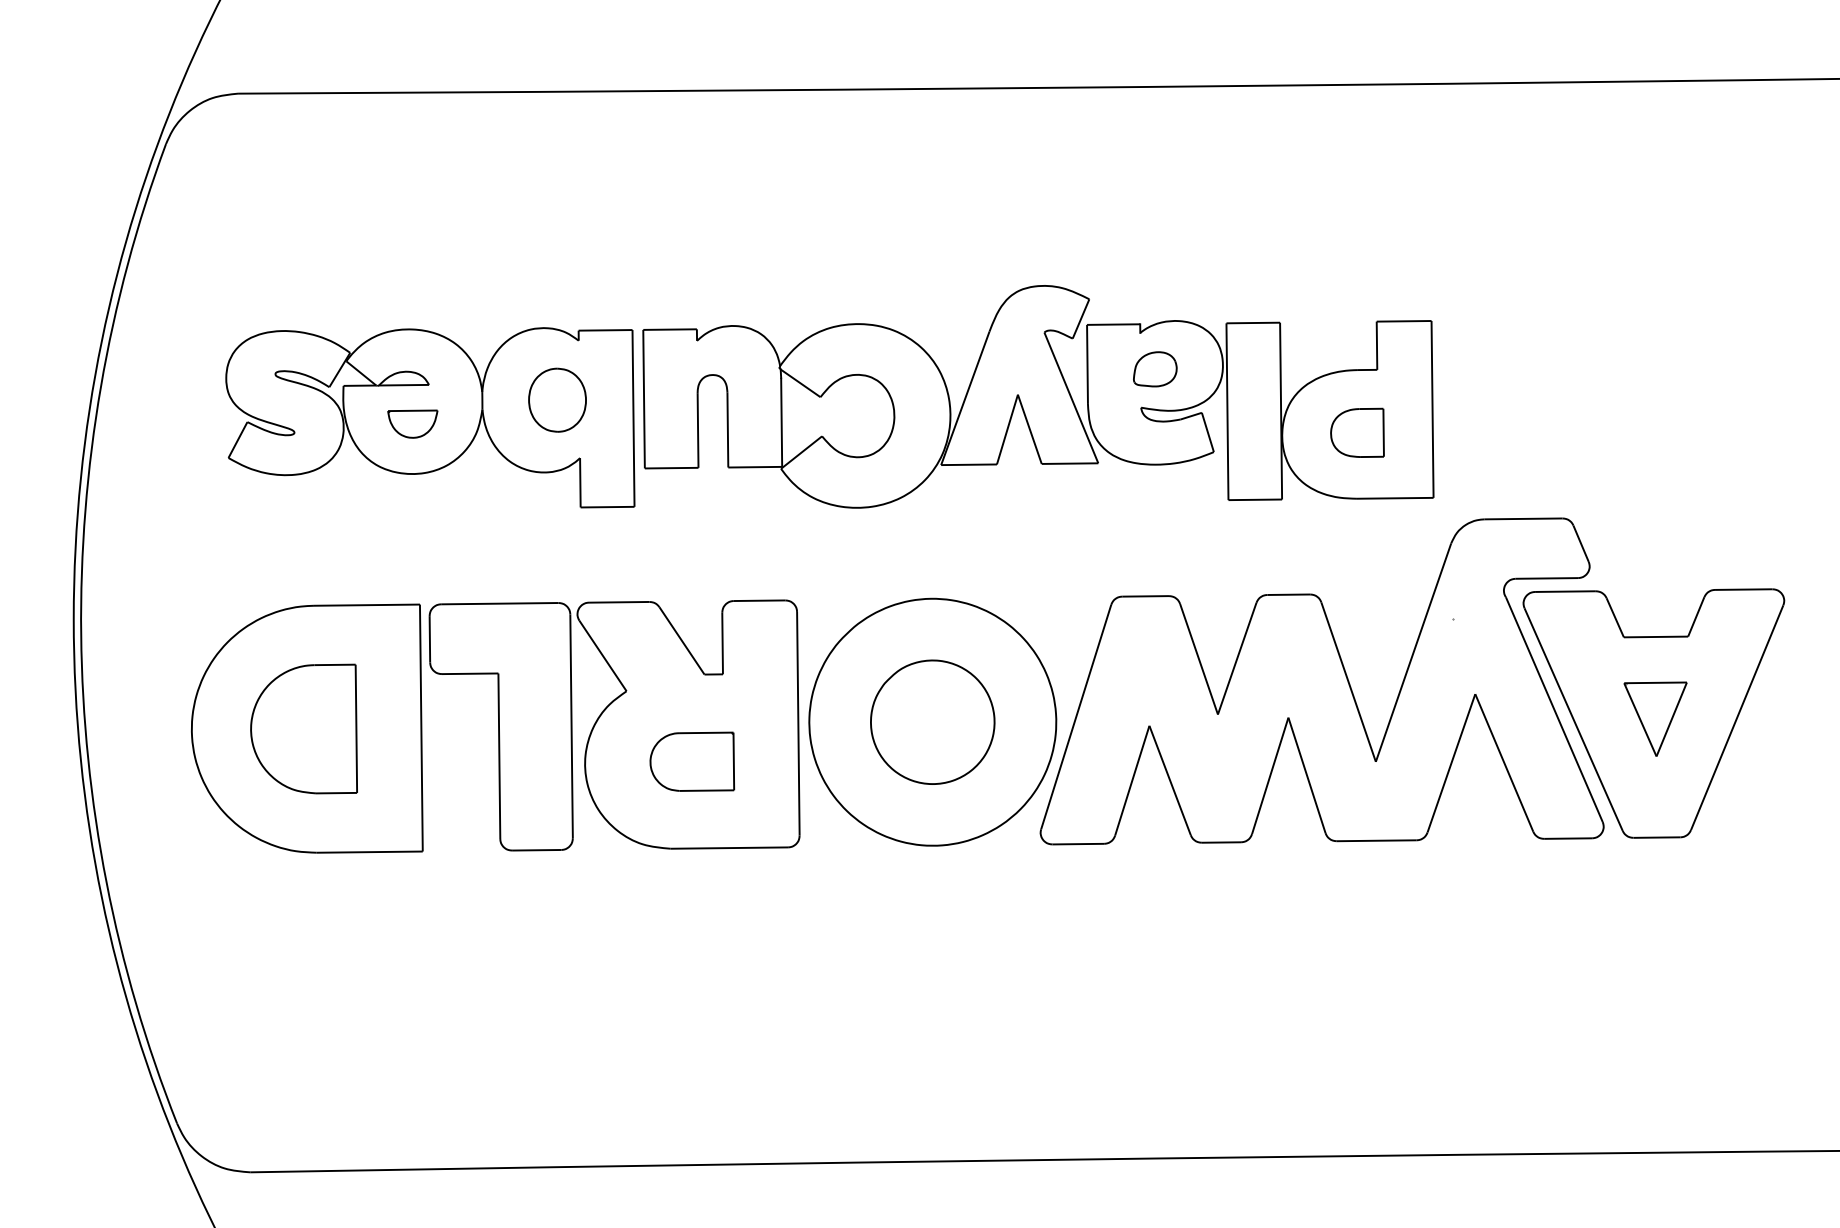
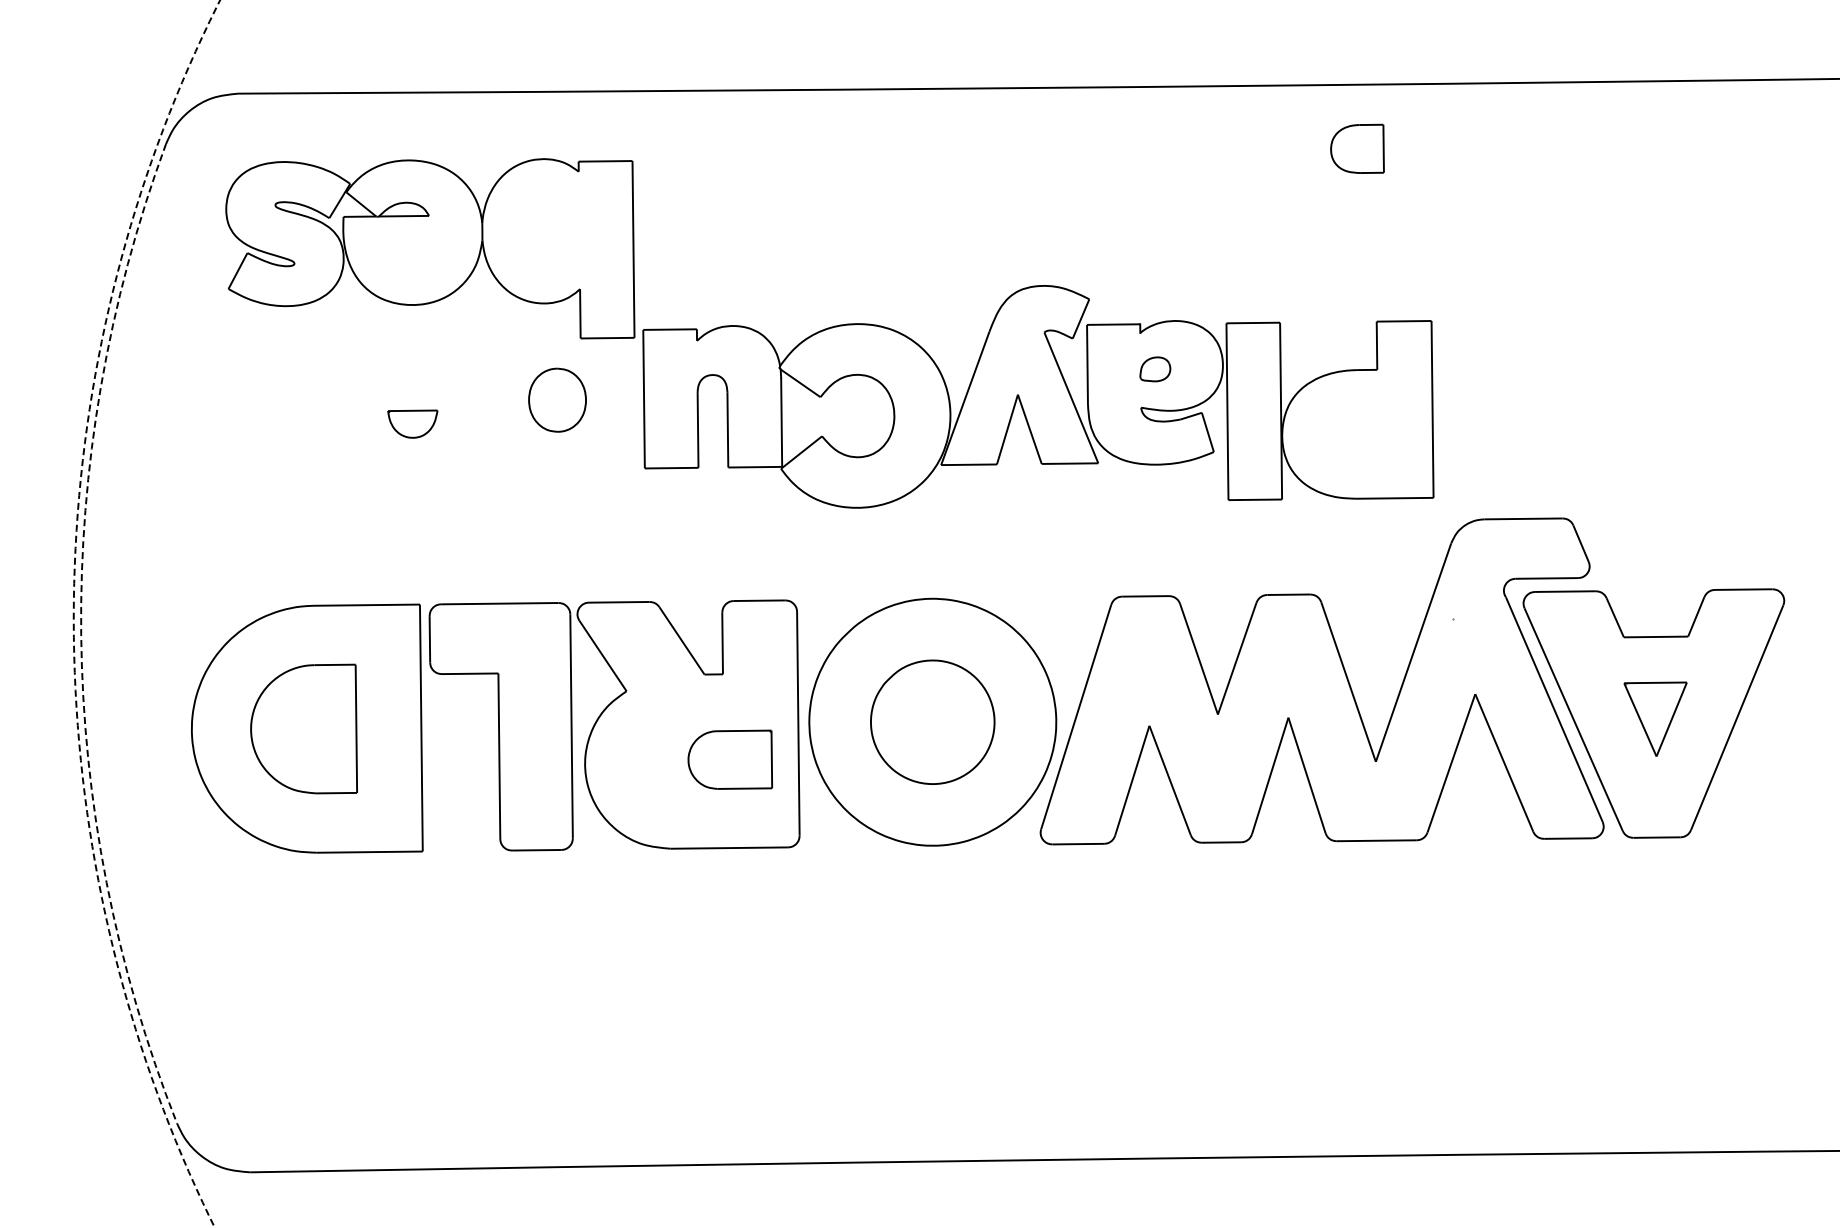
part size: 45x37 px -> 33x27 px (1155, 369)
part position: (430, 417) -> (430, 248) (430, 248)
part position: (1357, 432) -> (1357, 148) (1357, 148)
circle: solid -> dashed (146, 613)
arc: solid -> dashed (81, 634)
part position: (692, 761) -> (730, 759) (730, 759)
